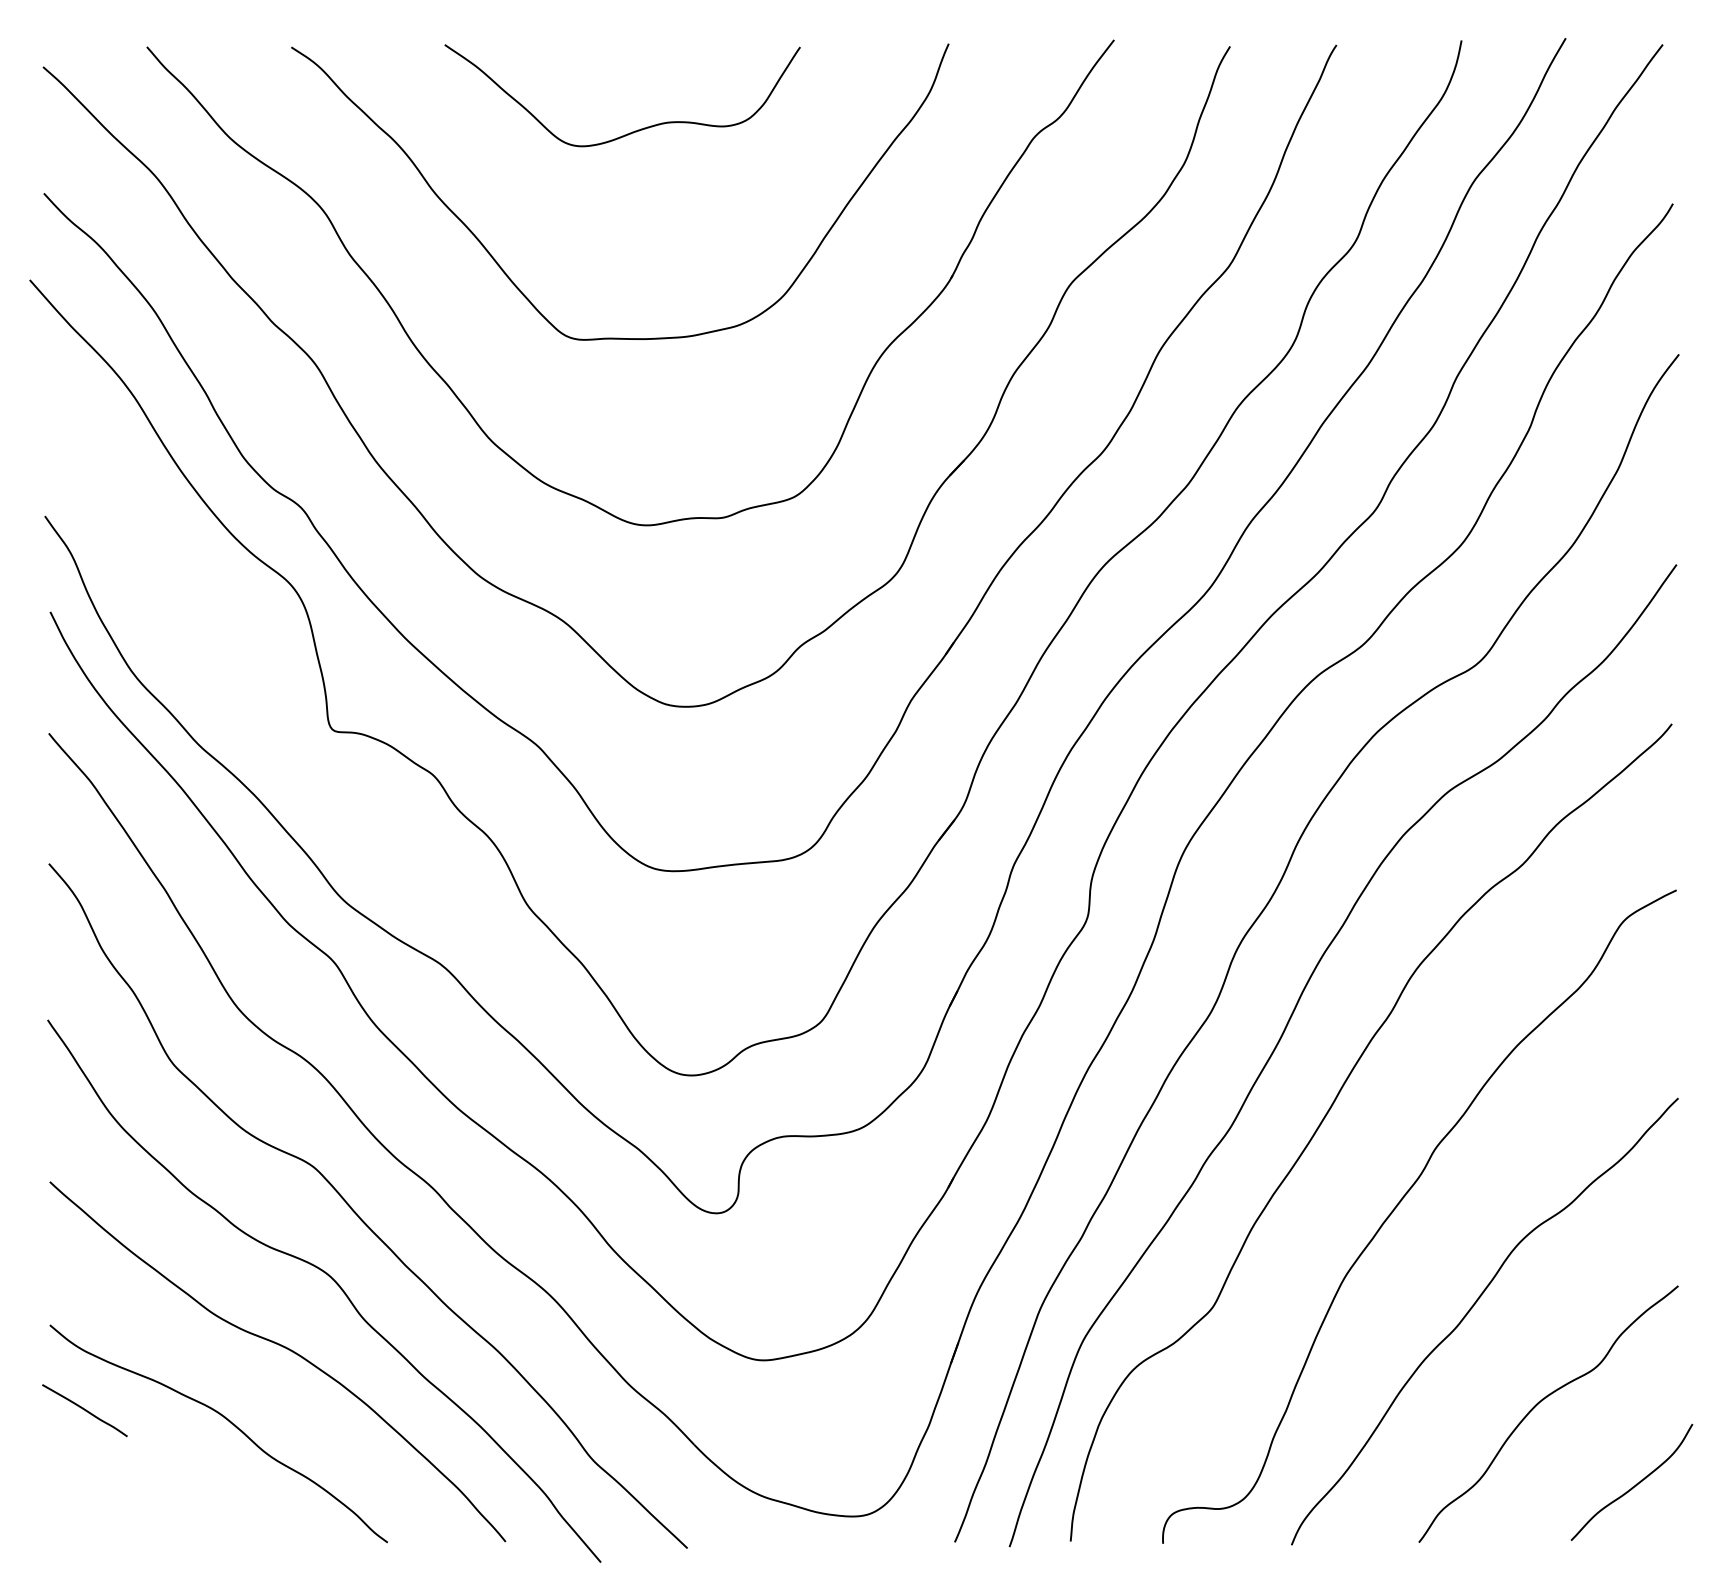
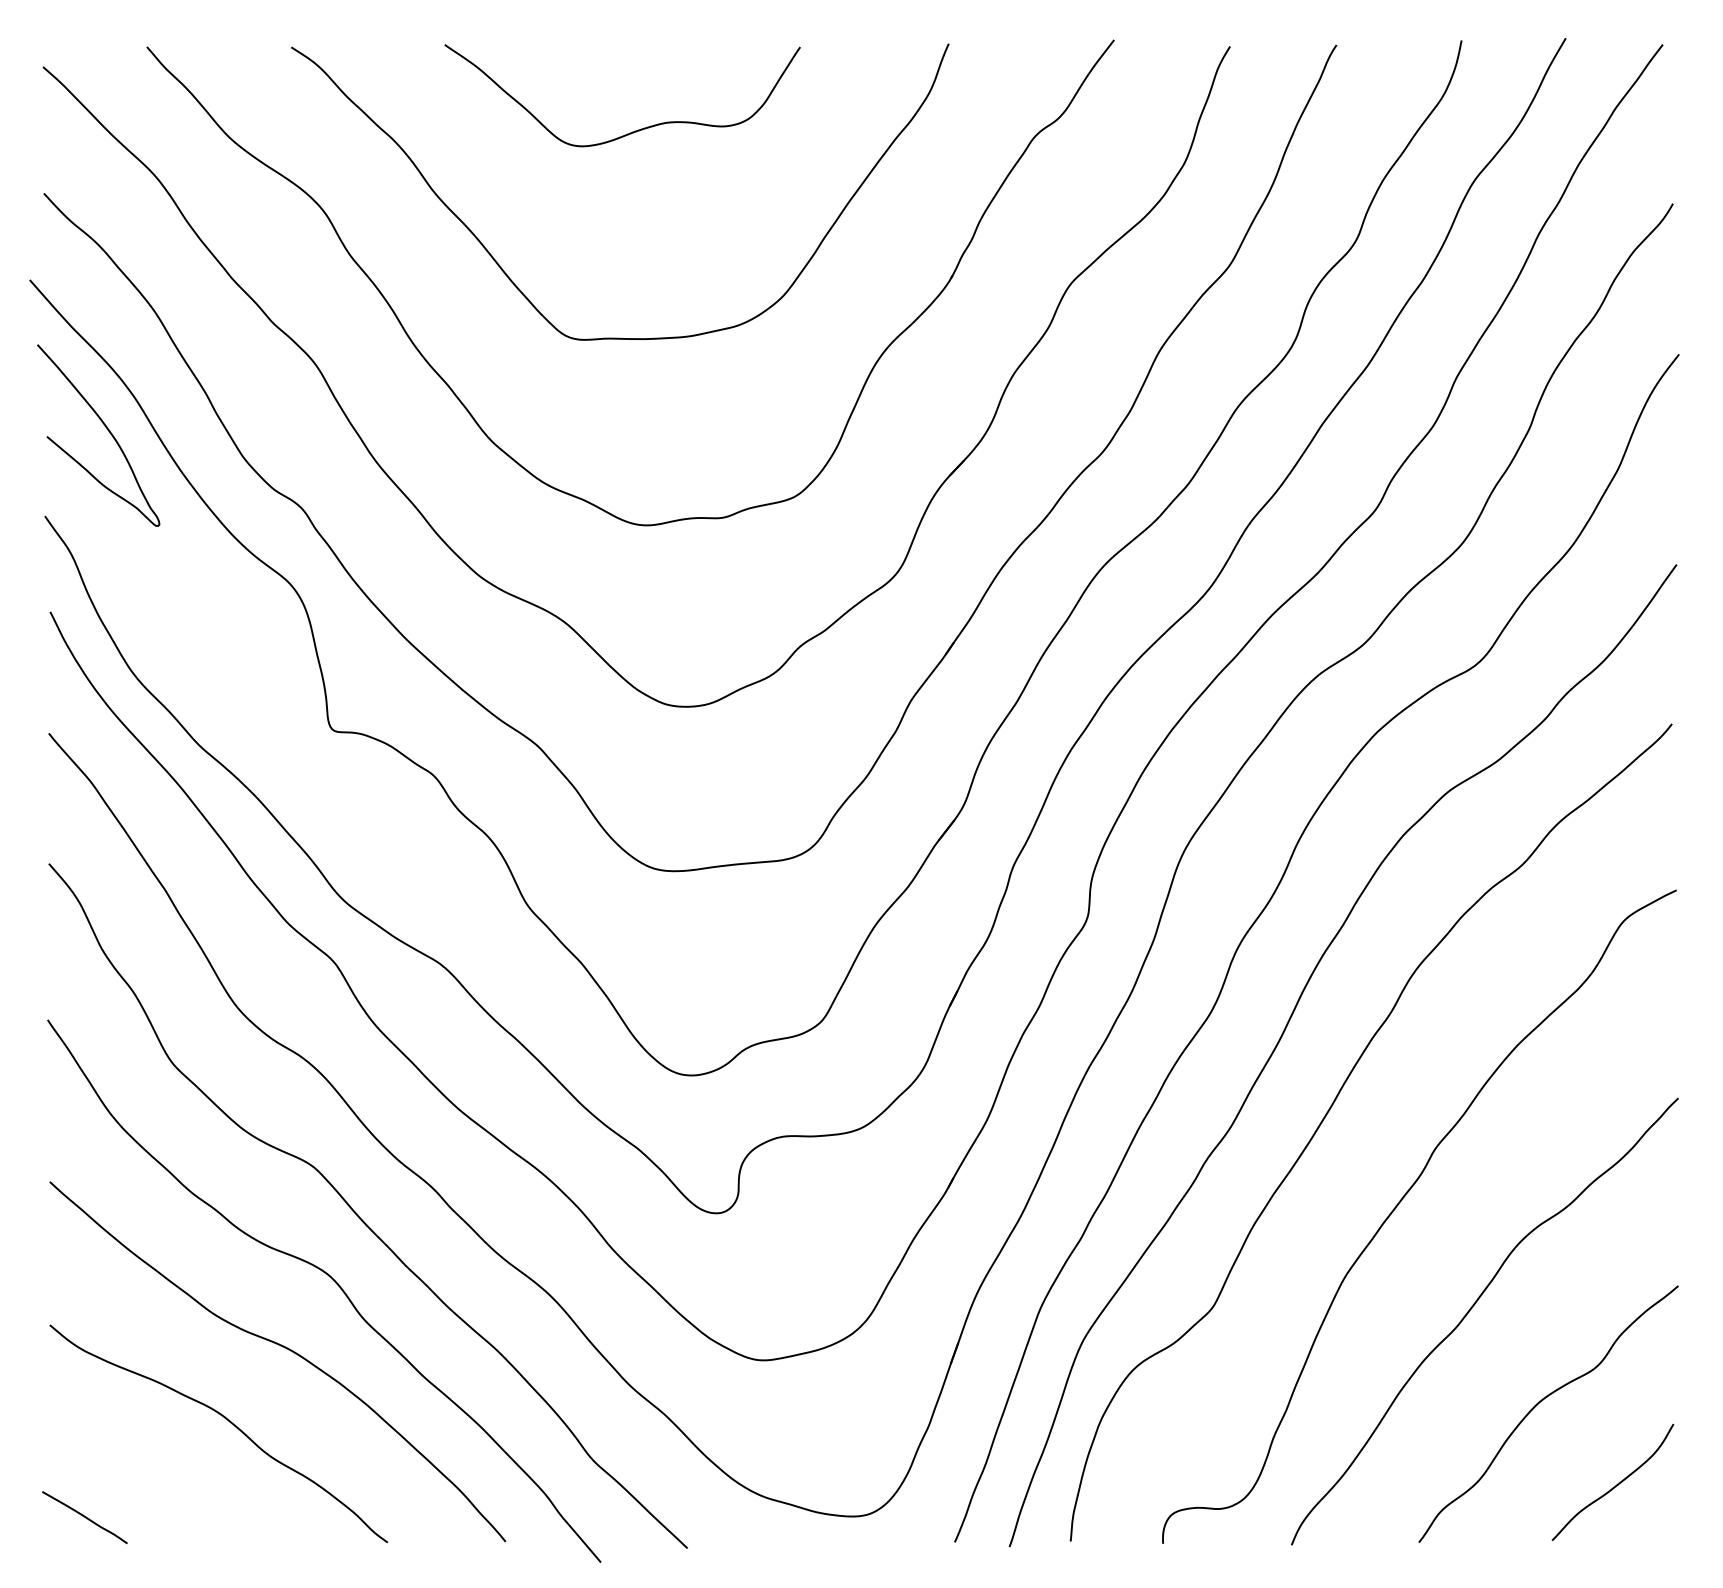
curve: none -> present (107, 430)
curve position: (84, 1410) -> (84, 1517) (84, 1517)
curve position: (1632, 1486) -> (1613, 1486) (1613, 1486)
